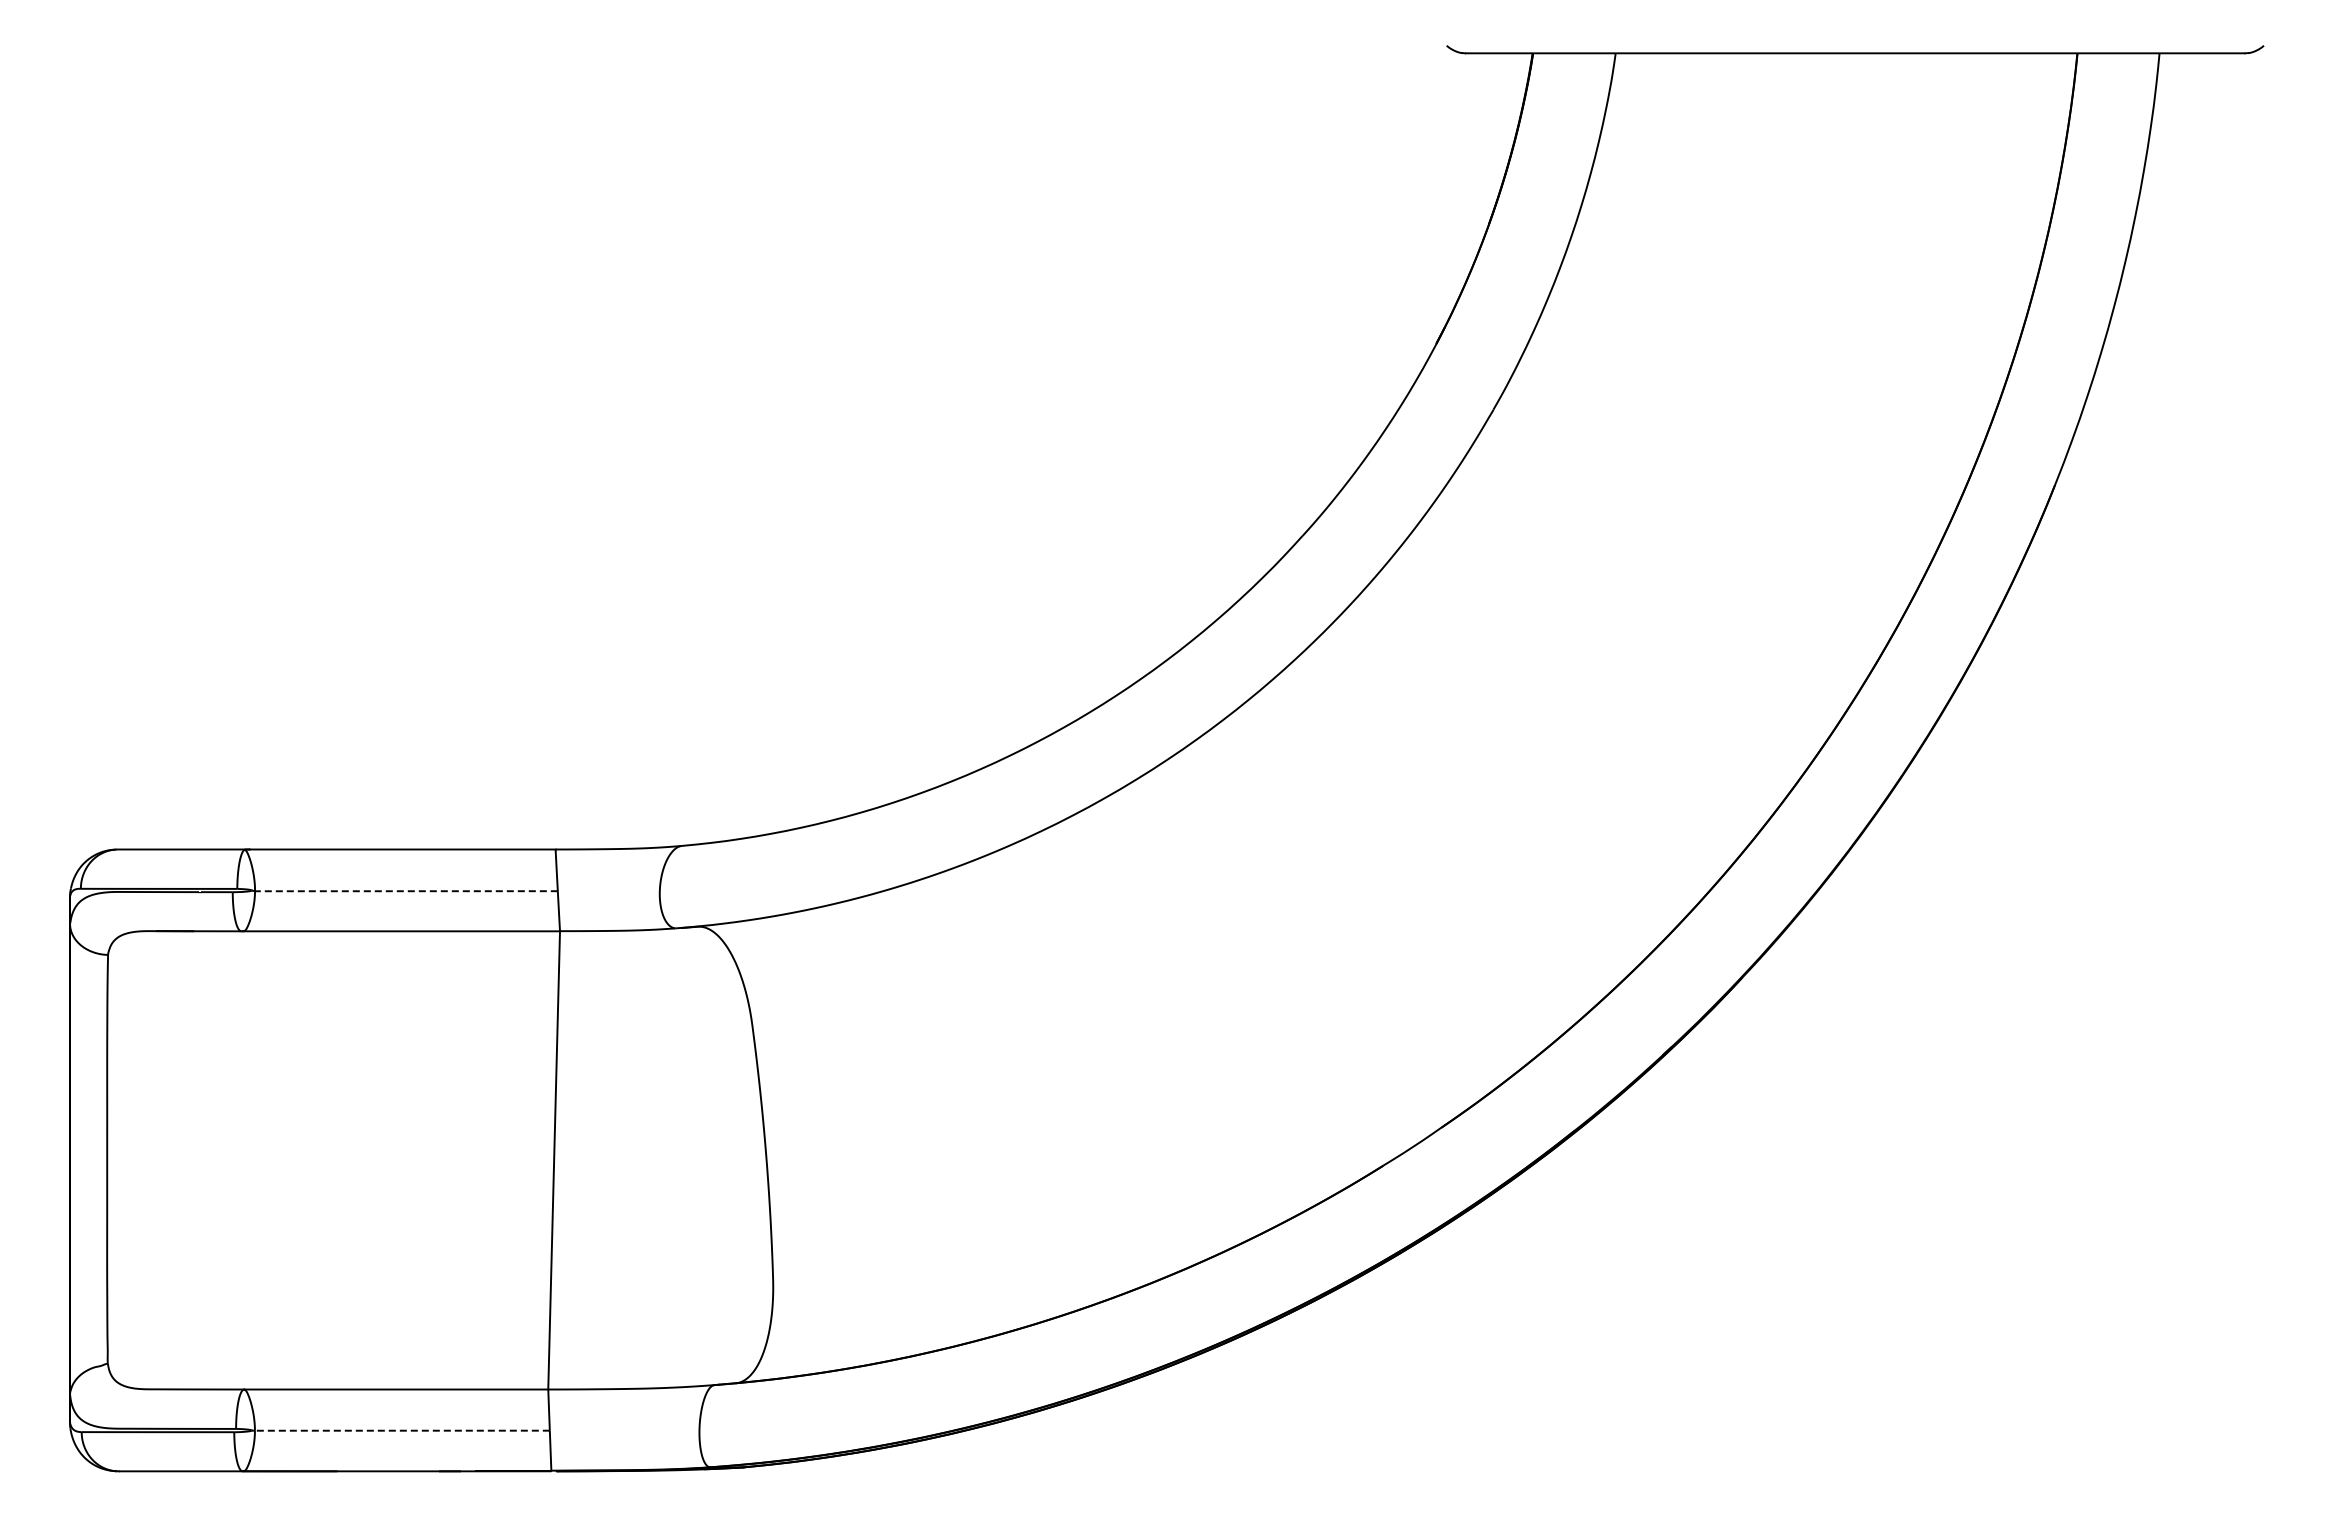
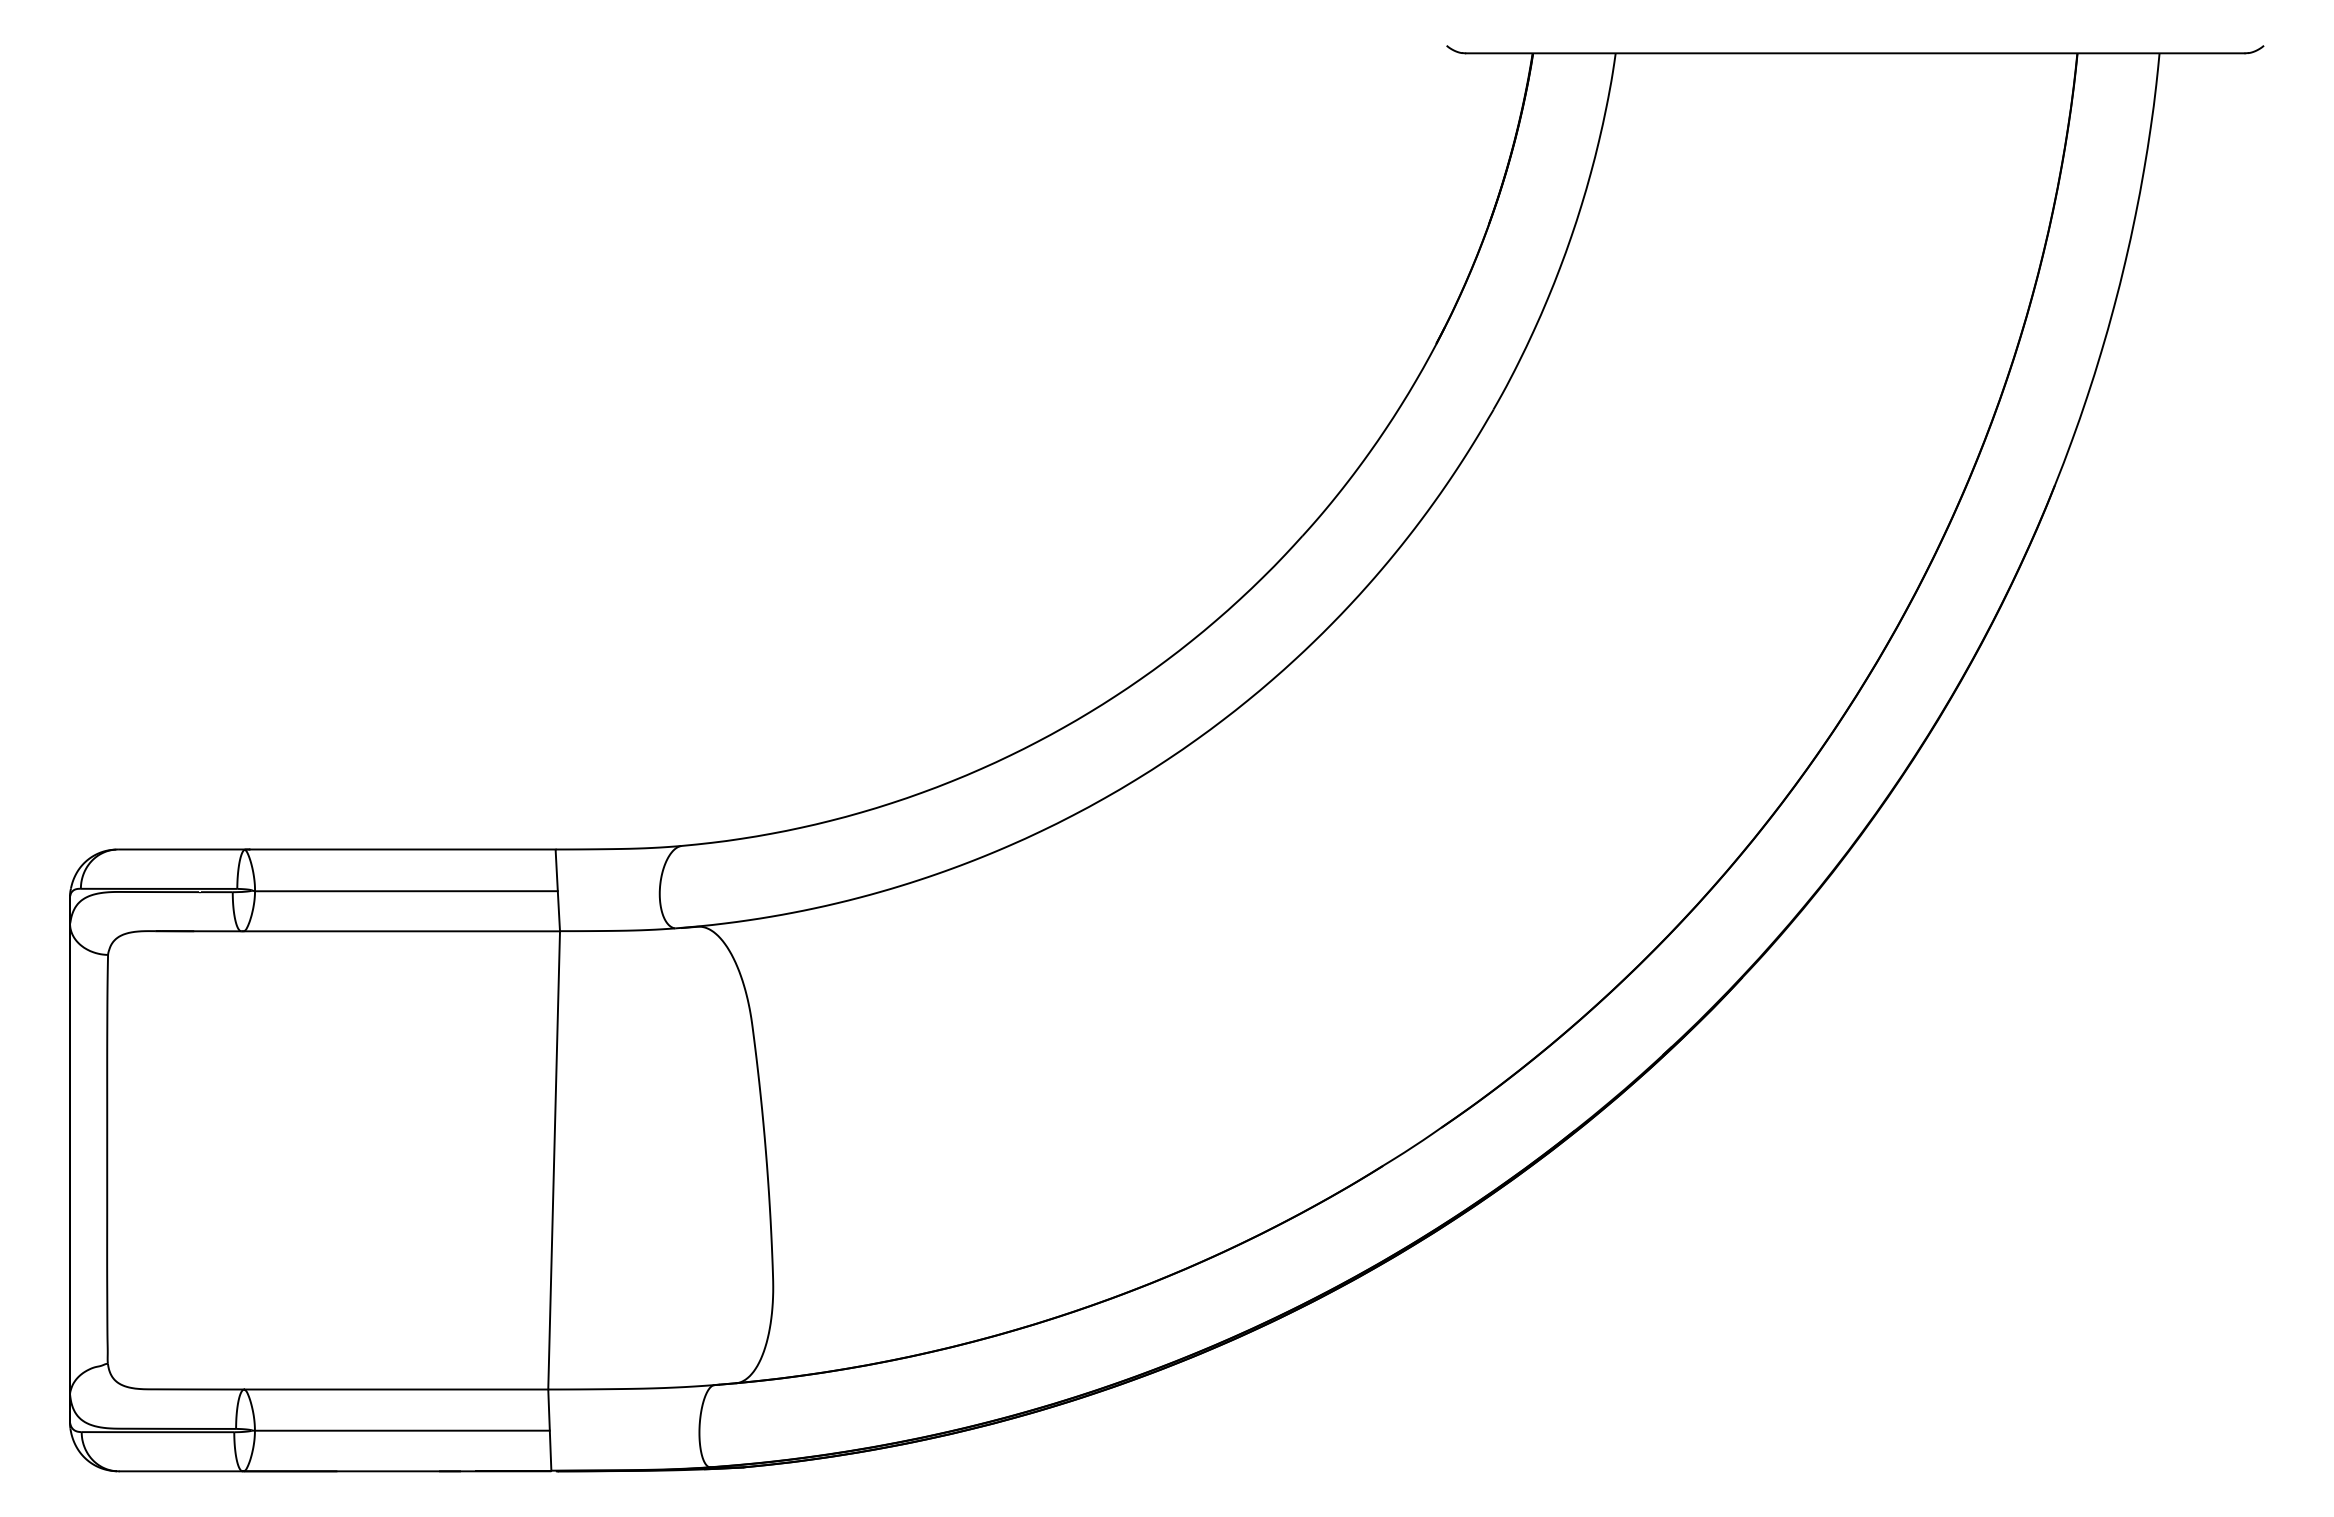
line: dashed -> solid (405, 891)
line: dashed -> solid (401, 1430)
